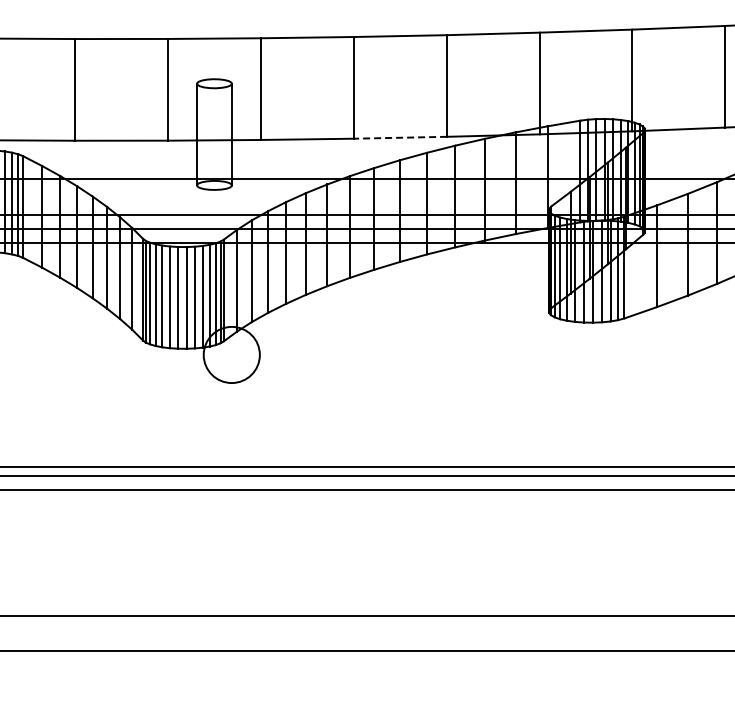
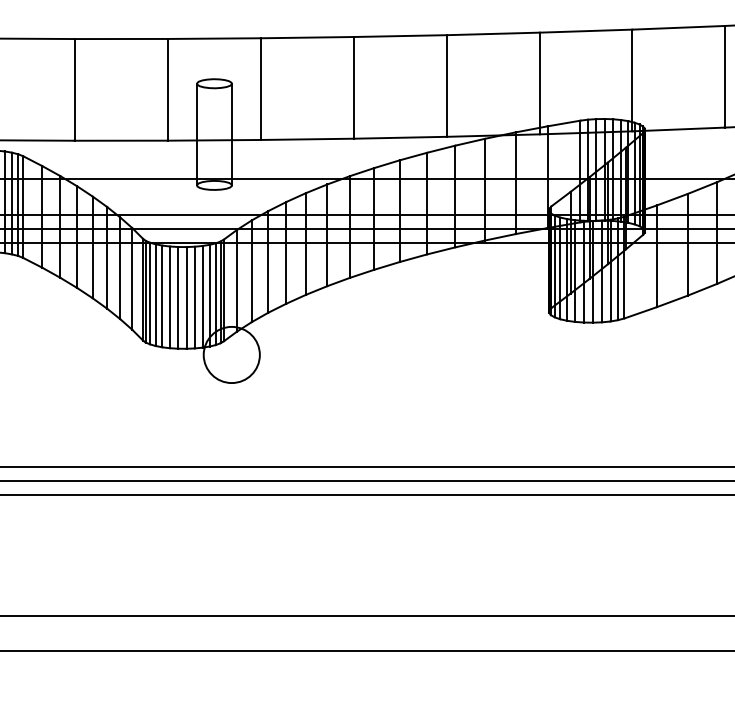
line: dashed -> solid (400, 137)
line position: (366, 476) -> (366, 481) (366, 481)
line position: (366, 490) -> (366, 495) (366, 495)
